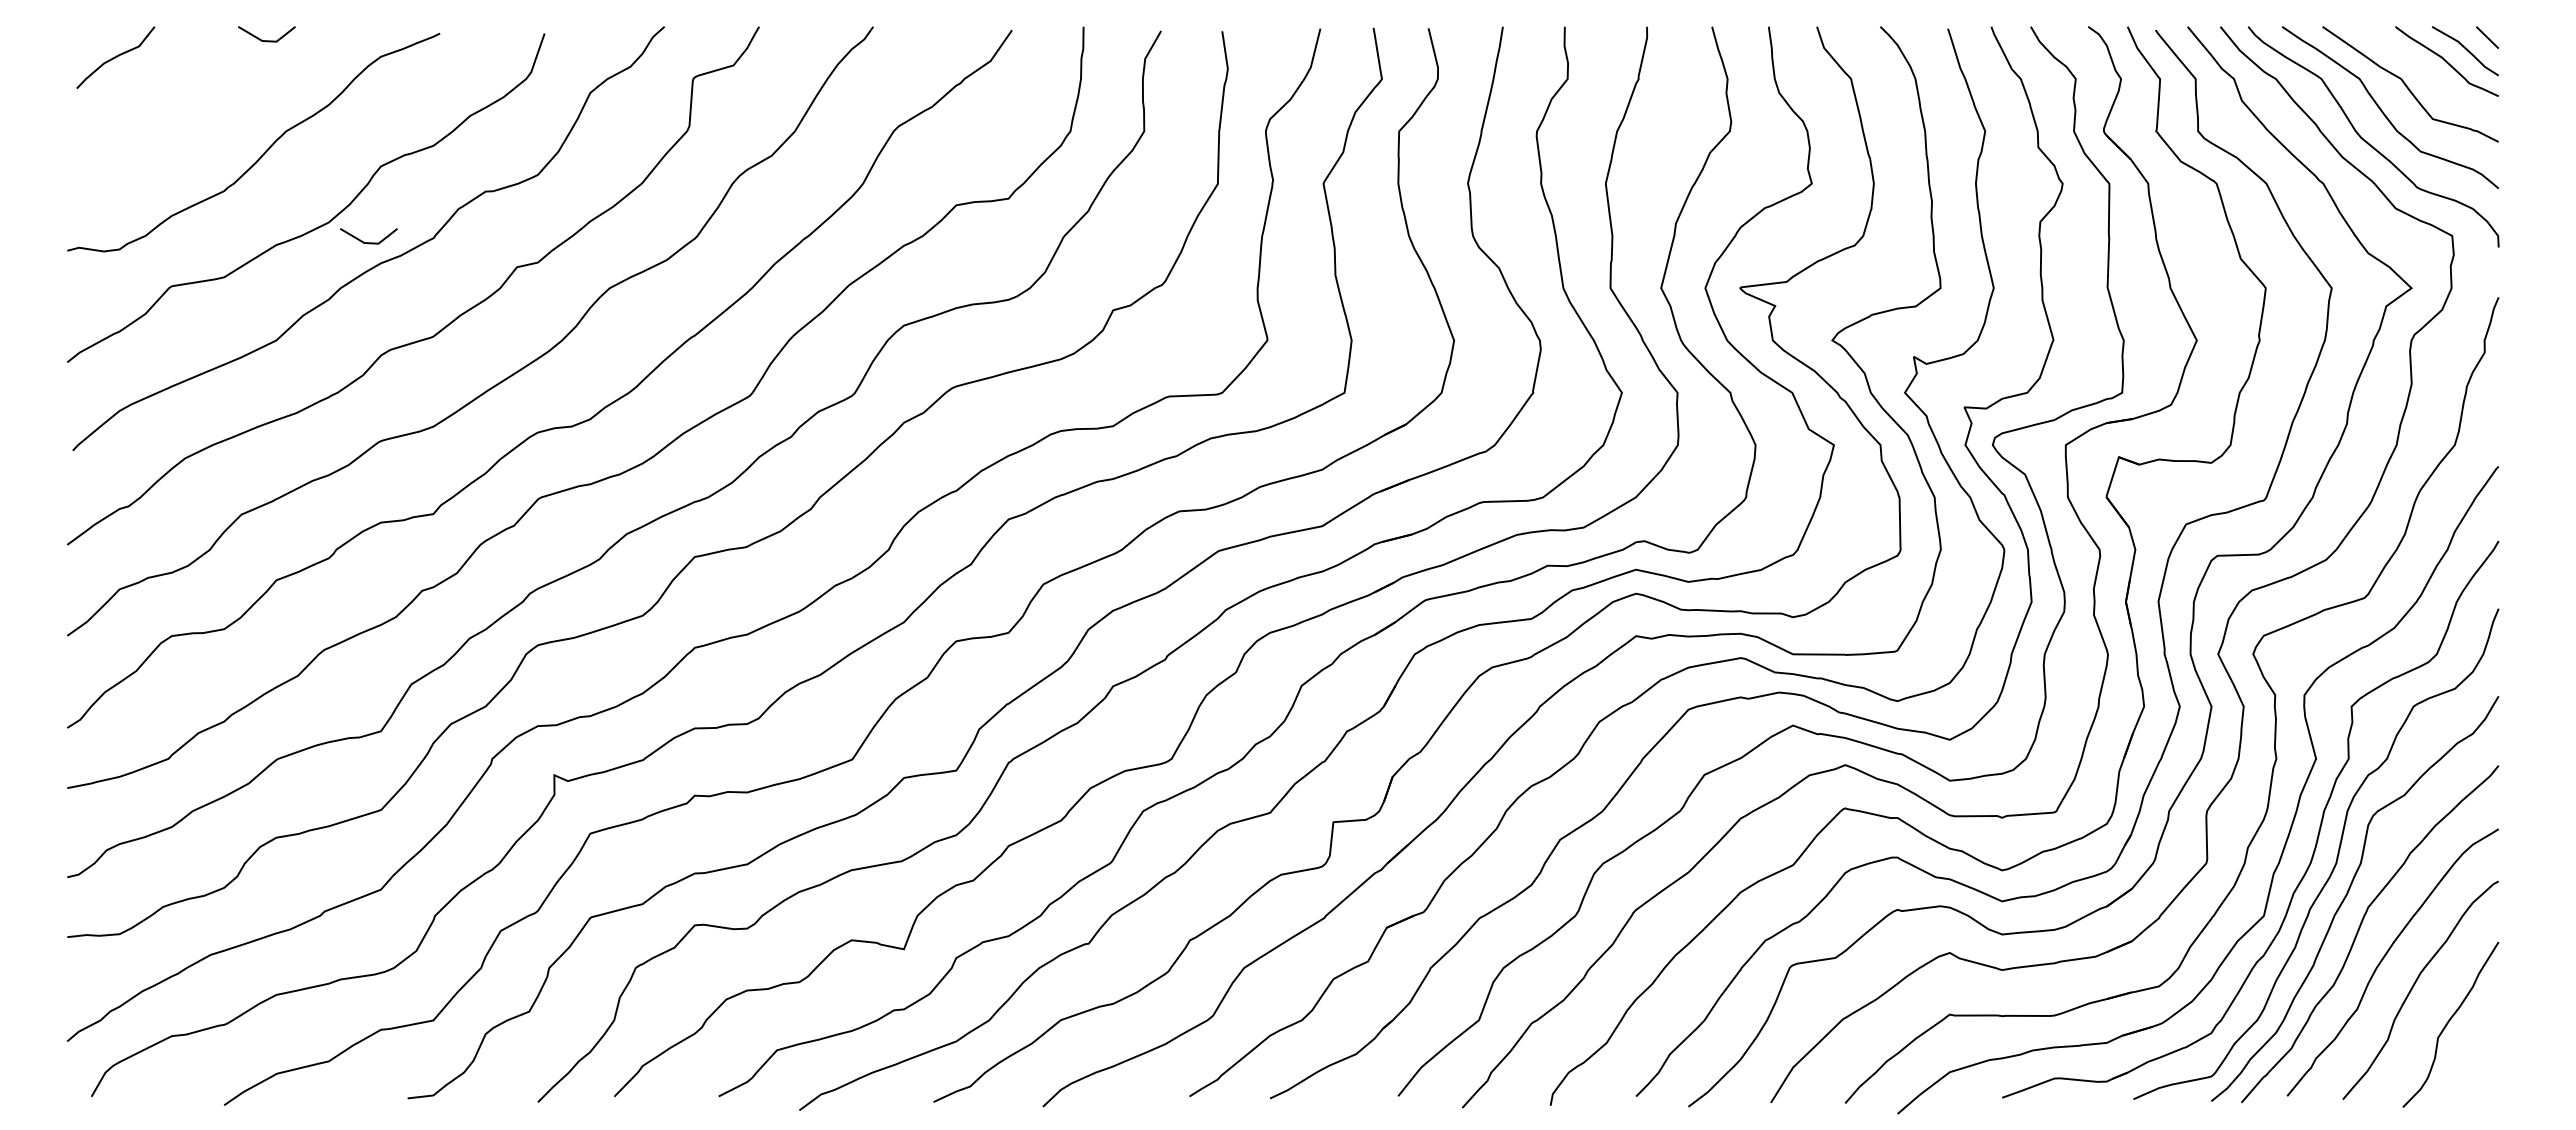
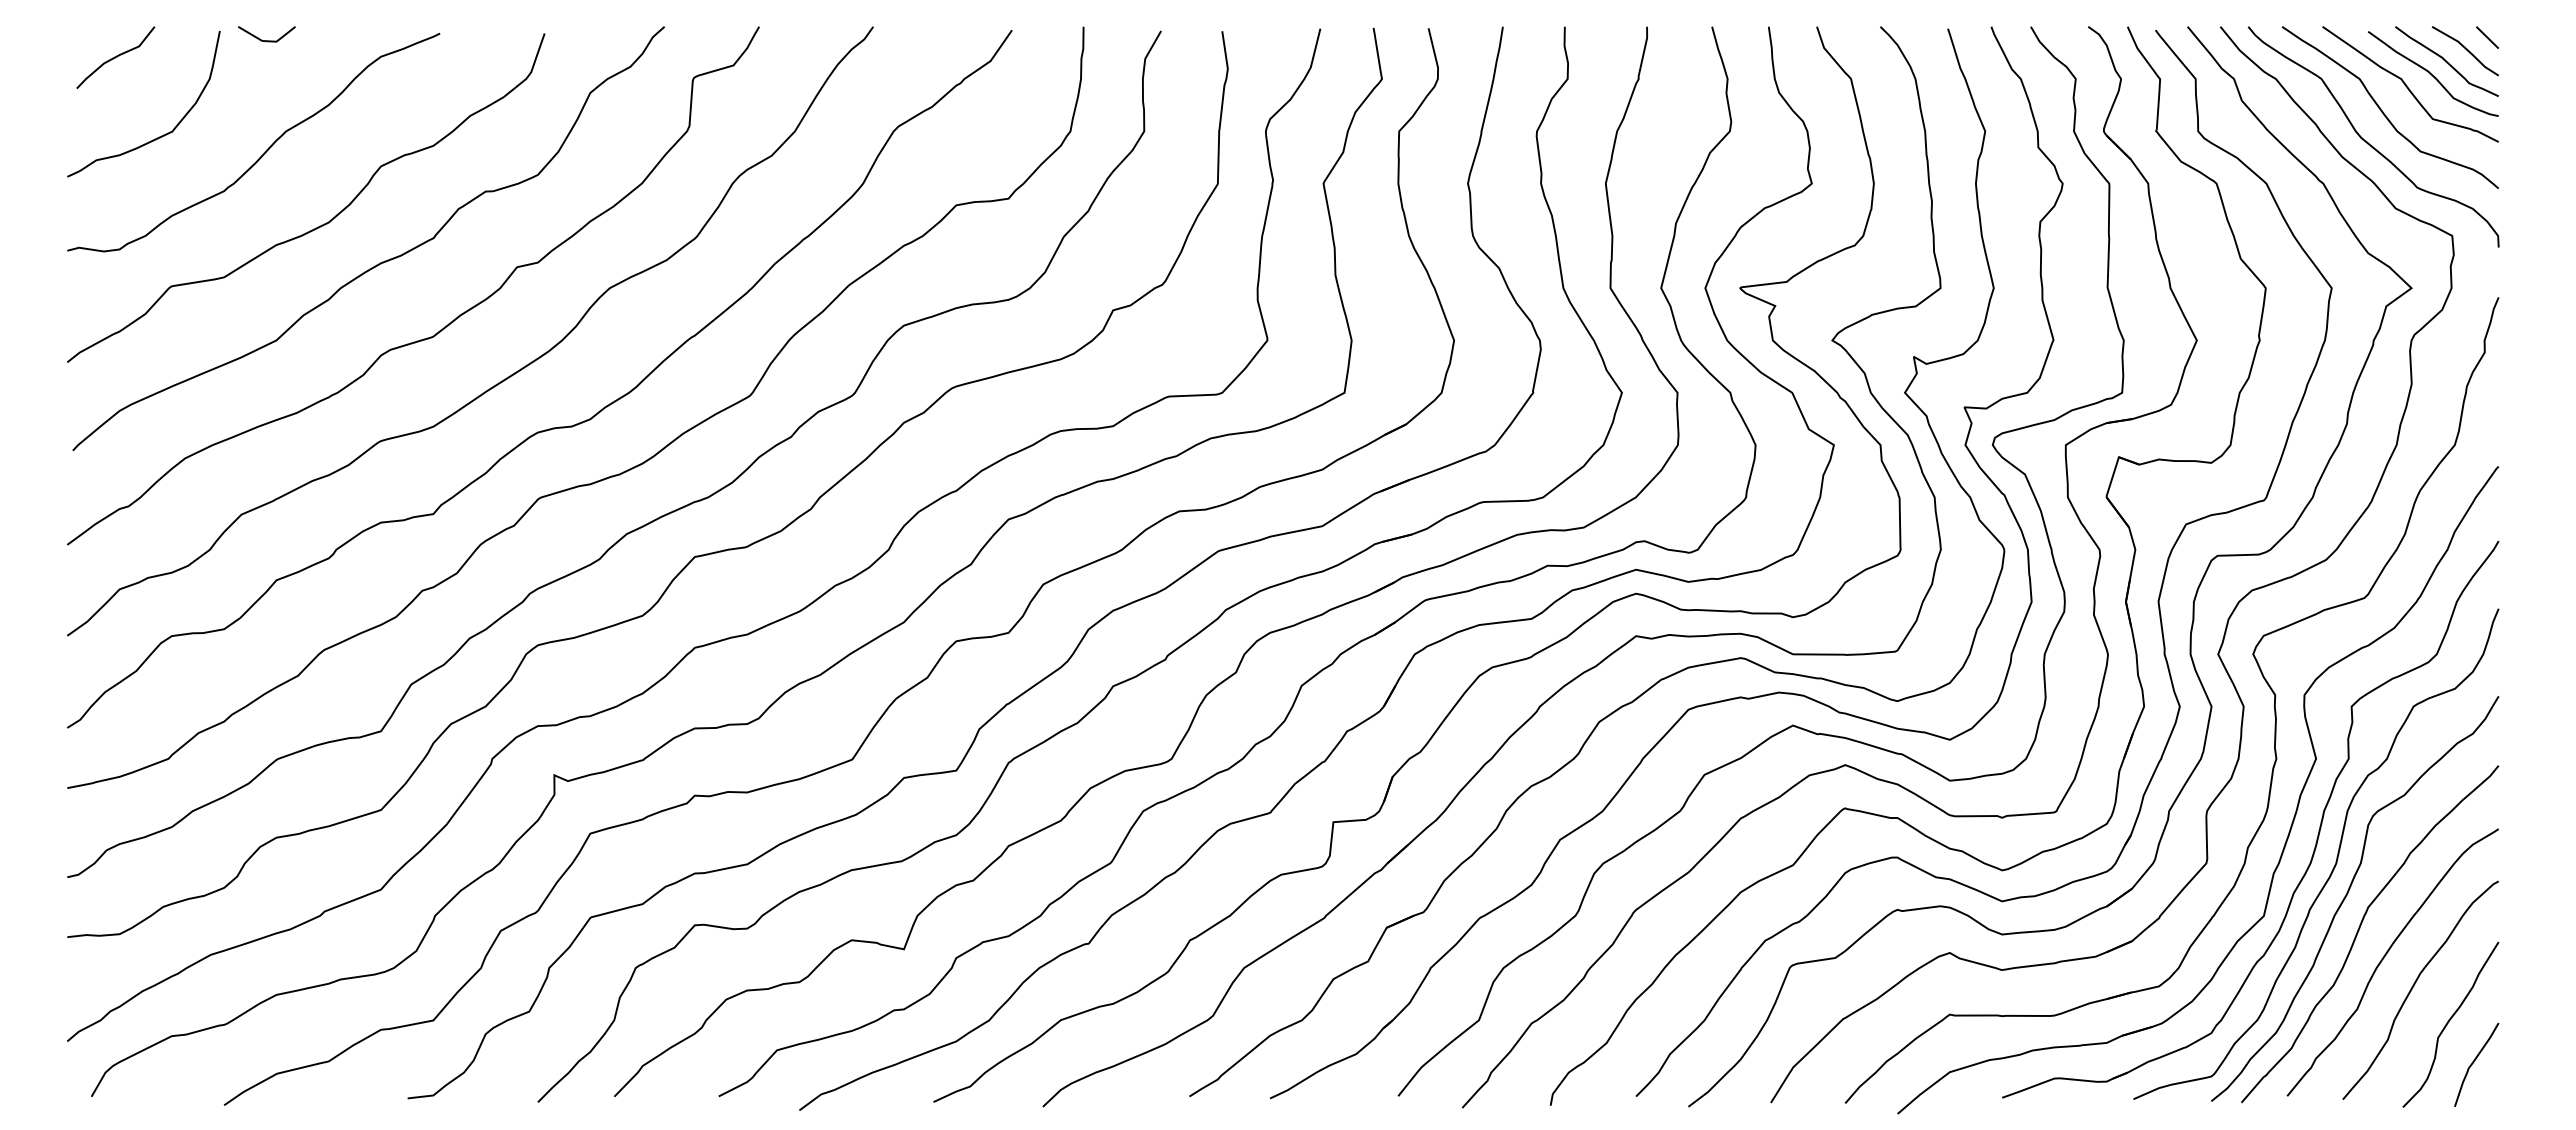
curve: none -> present (2432, 74)
curve: none -> present (159, 136)
line: present -> none (368, 242)
curve: none -> present (2474, 1062)
